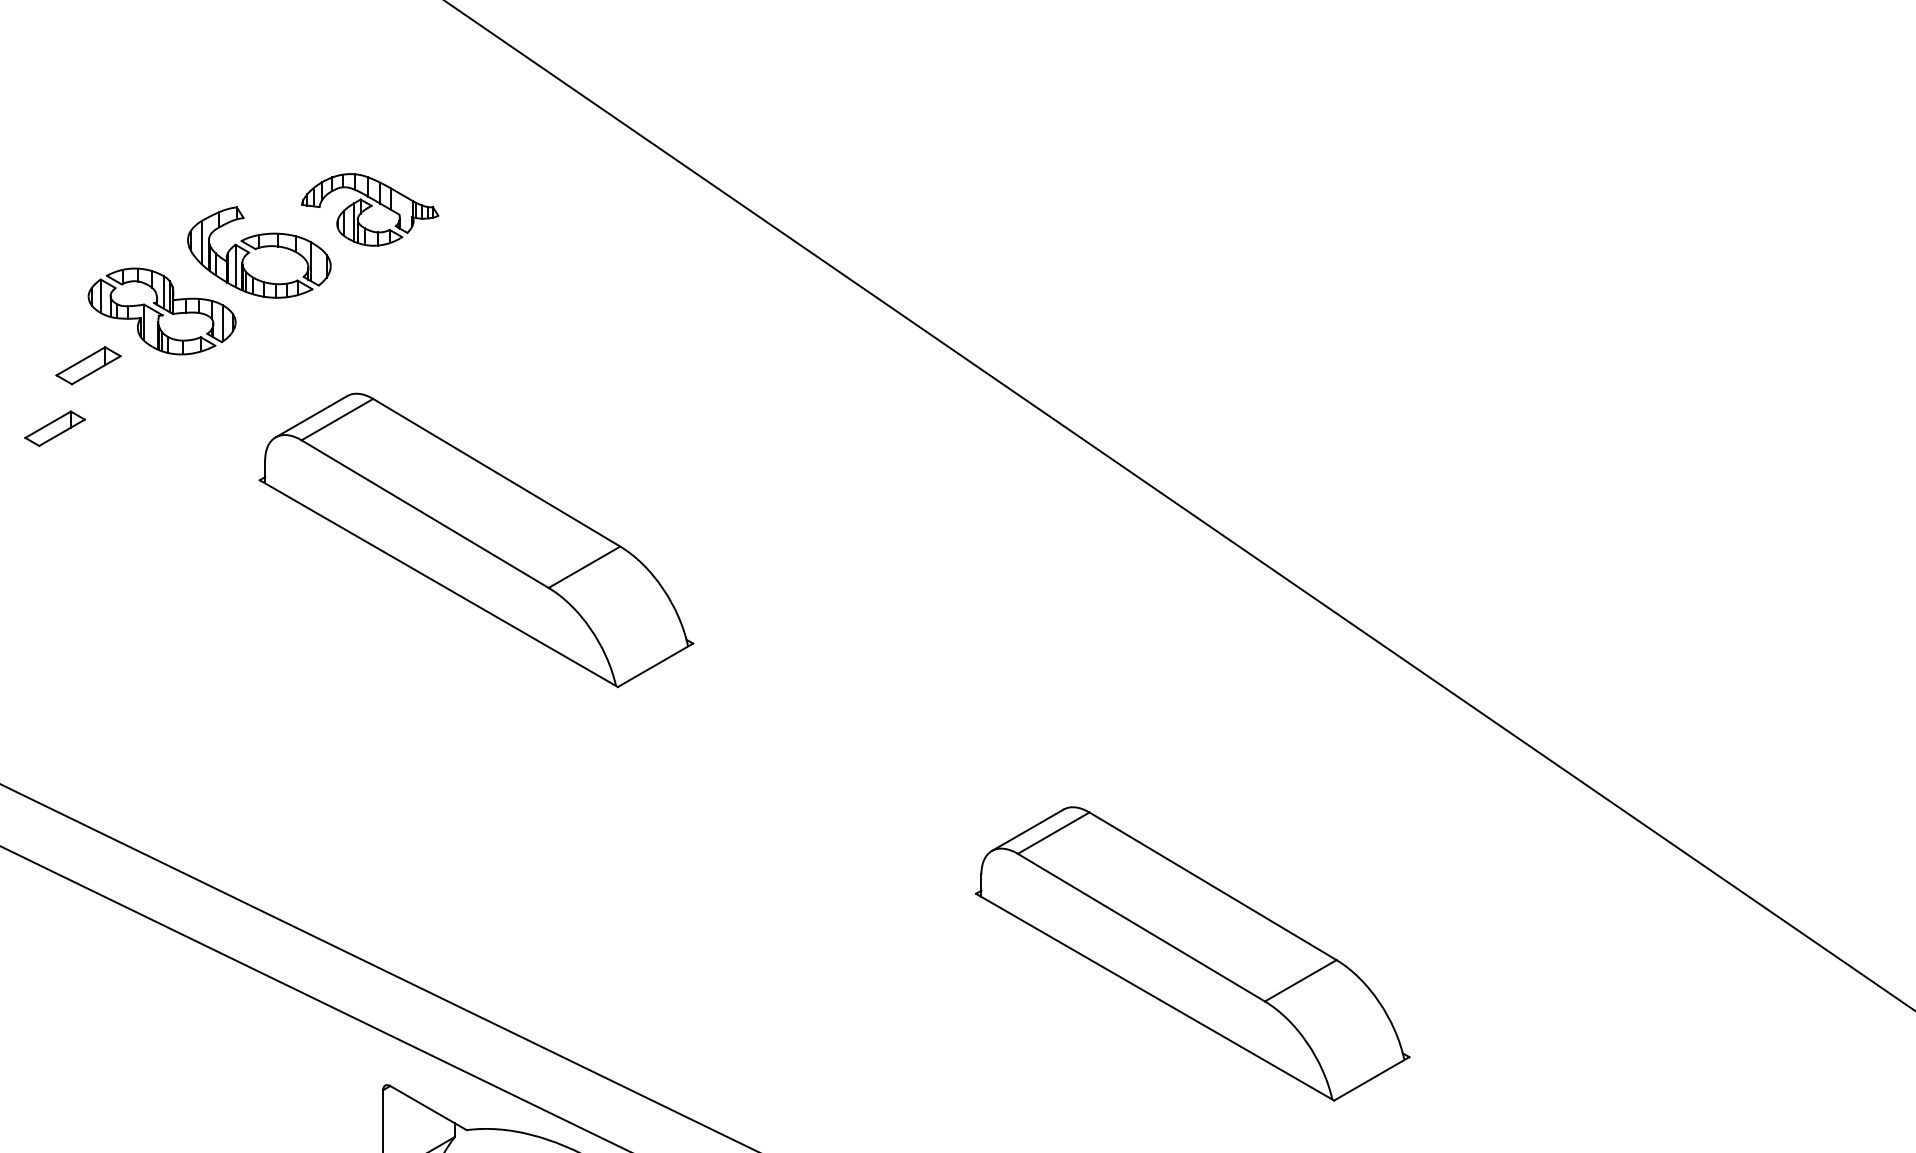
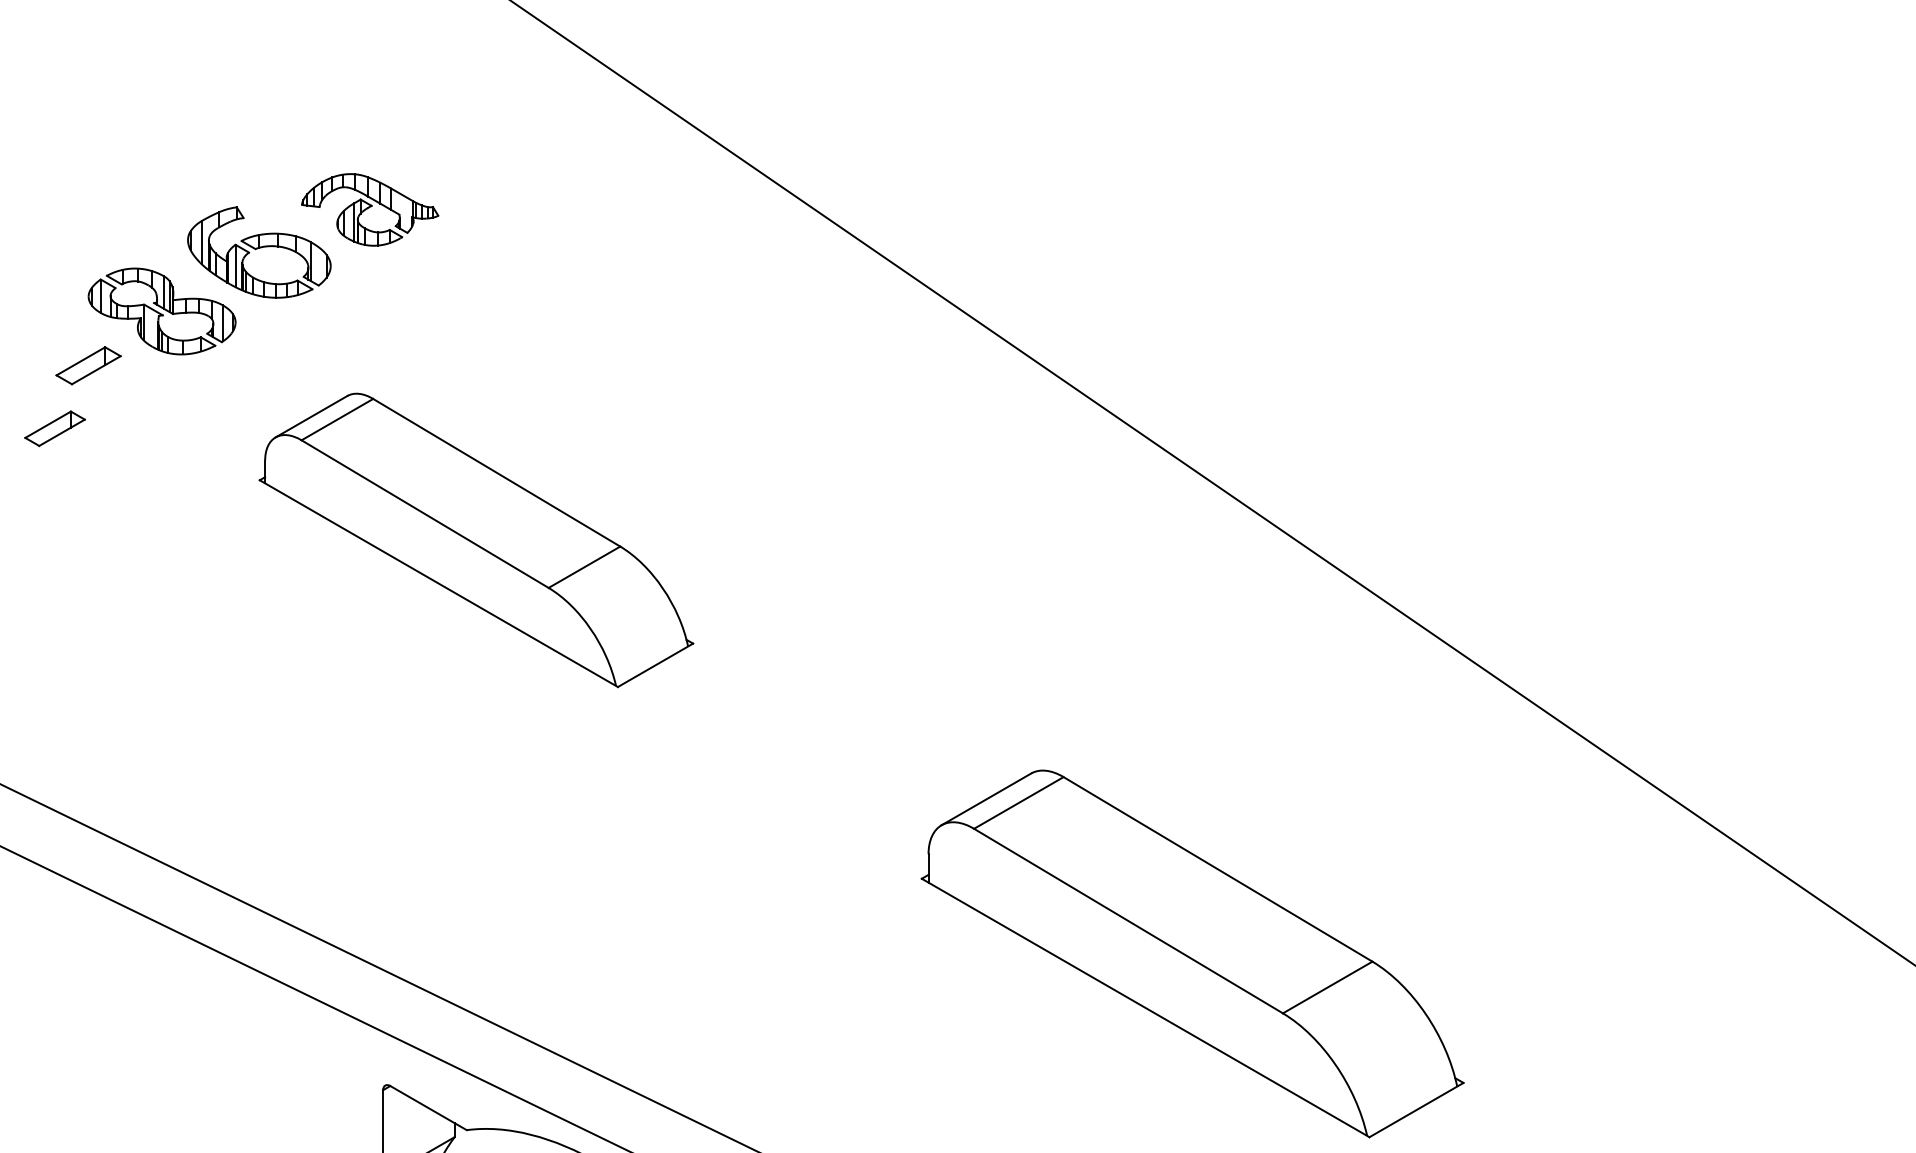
line position: (1179, 505) -> (1212, 482) (1212, 482)
part size: 436x296 px -> 545x370 px (1192, 953)
